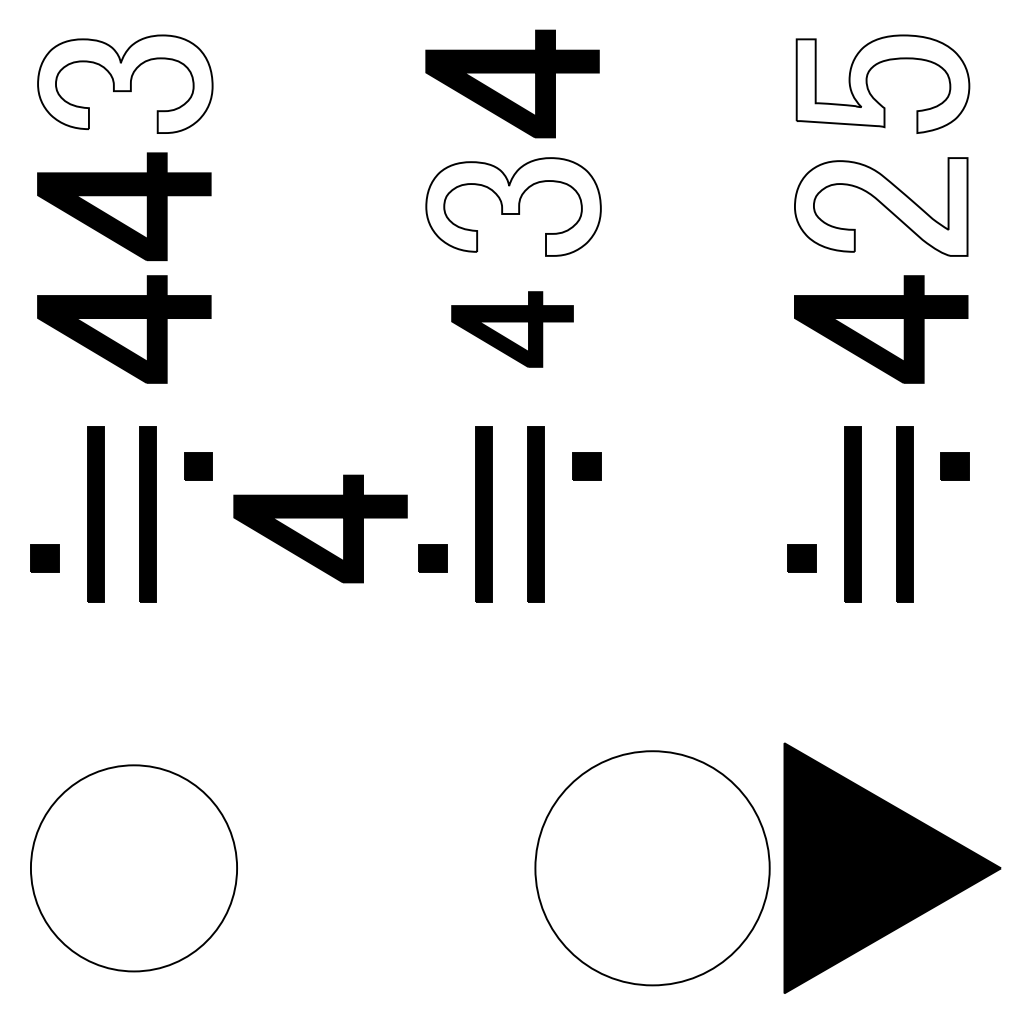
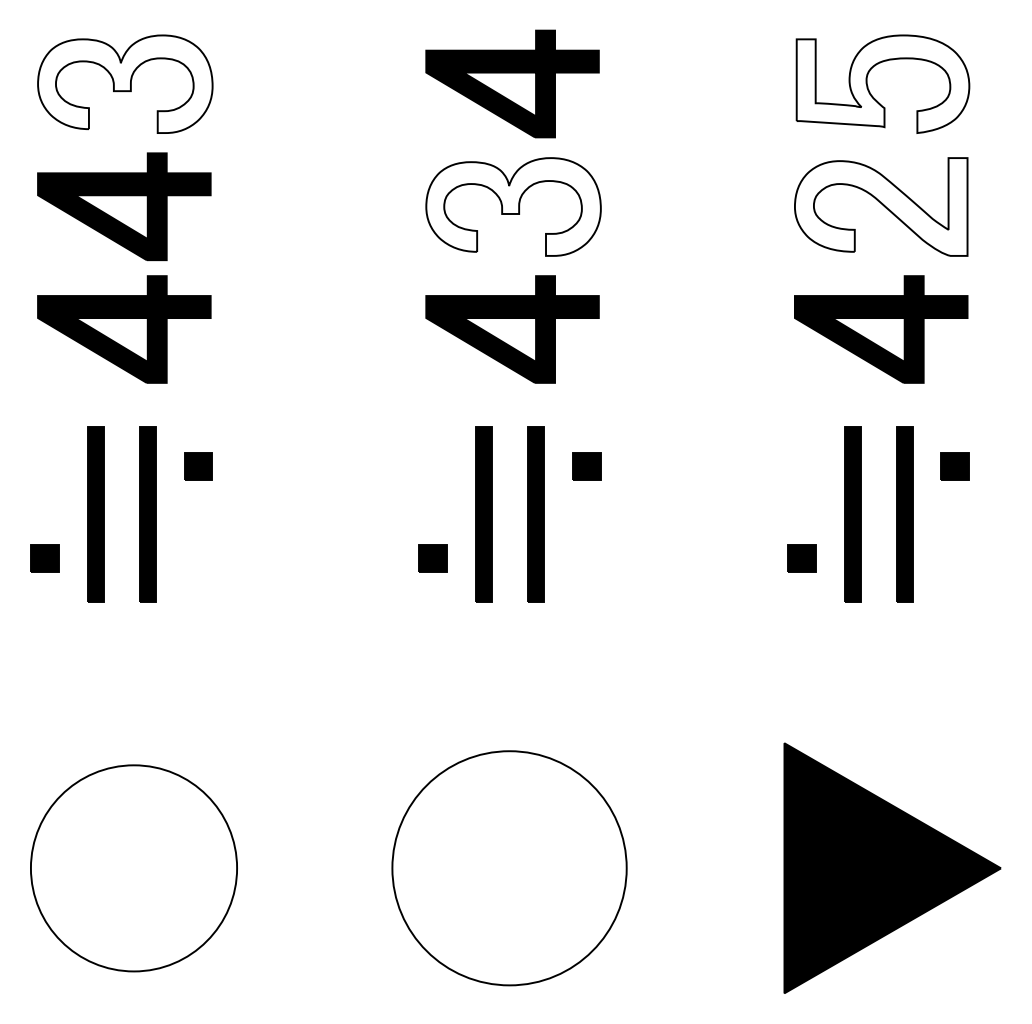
part size: 123x77 px -> 175x109 px (512, 329)
part: present -> none (320, 528)
part position: (652, 868) -> (509, 868) (509, 868)
